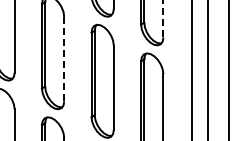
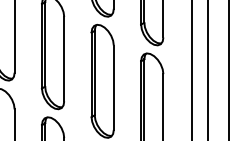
line: dashed -> solid (163, 18)
line: dashed -> solid (64, 58)
